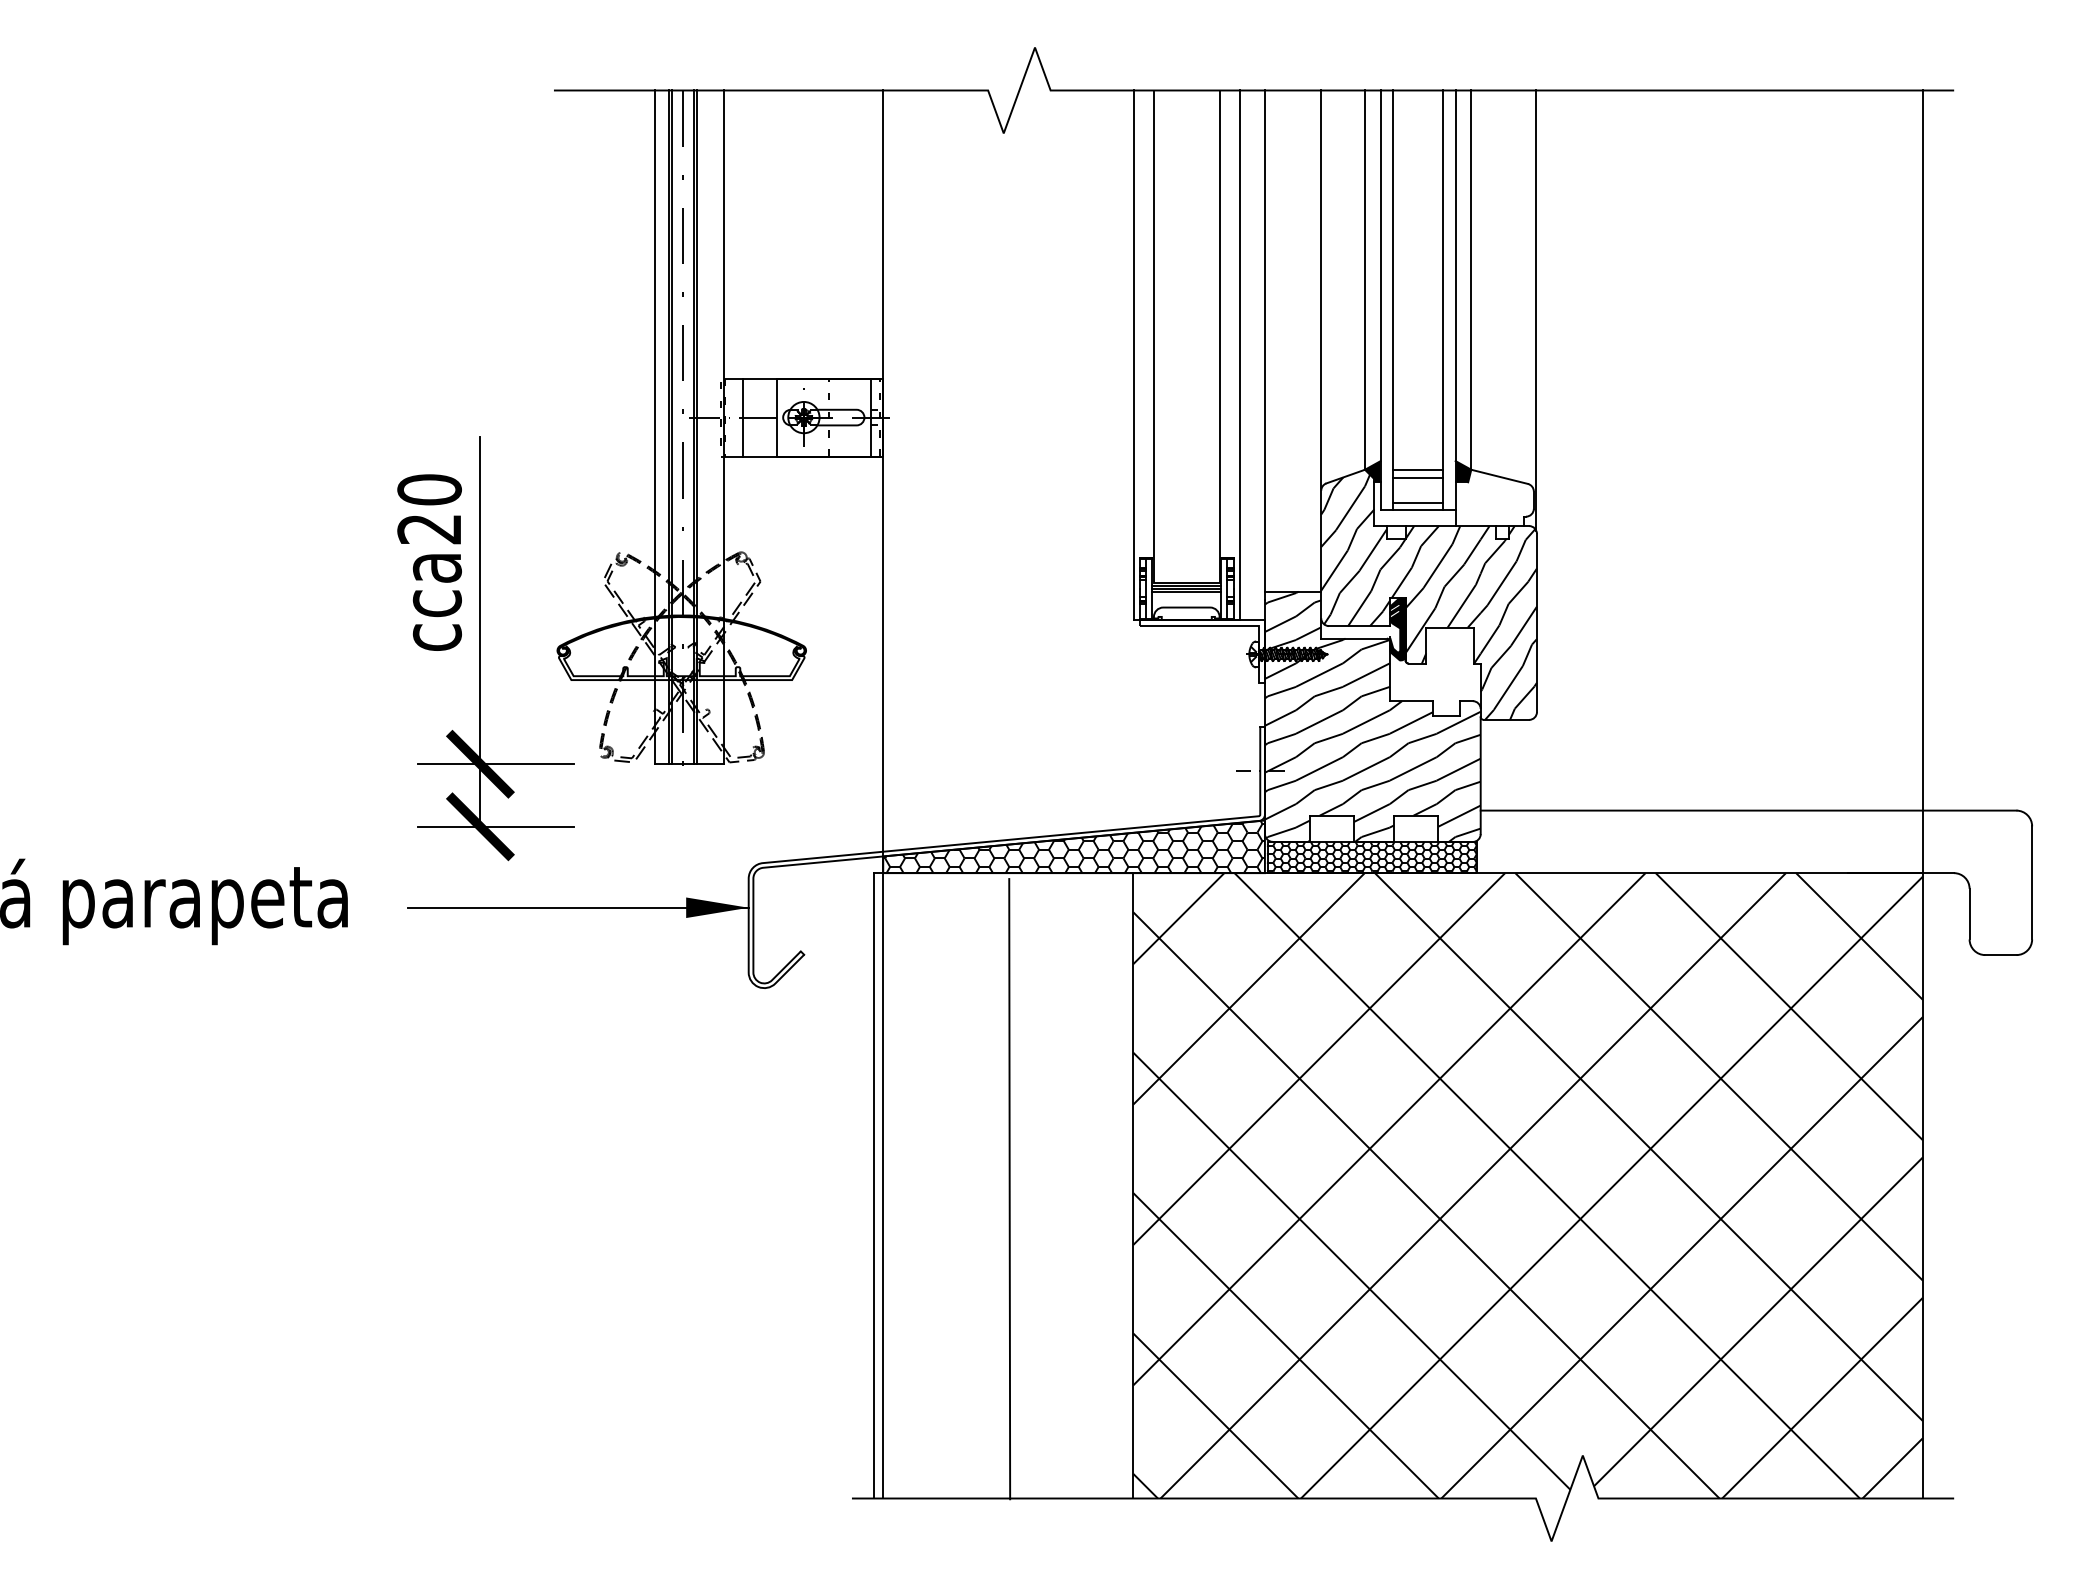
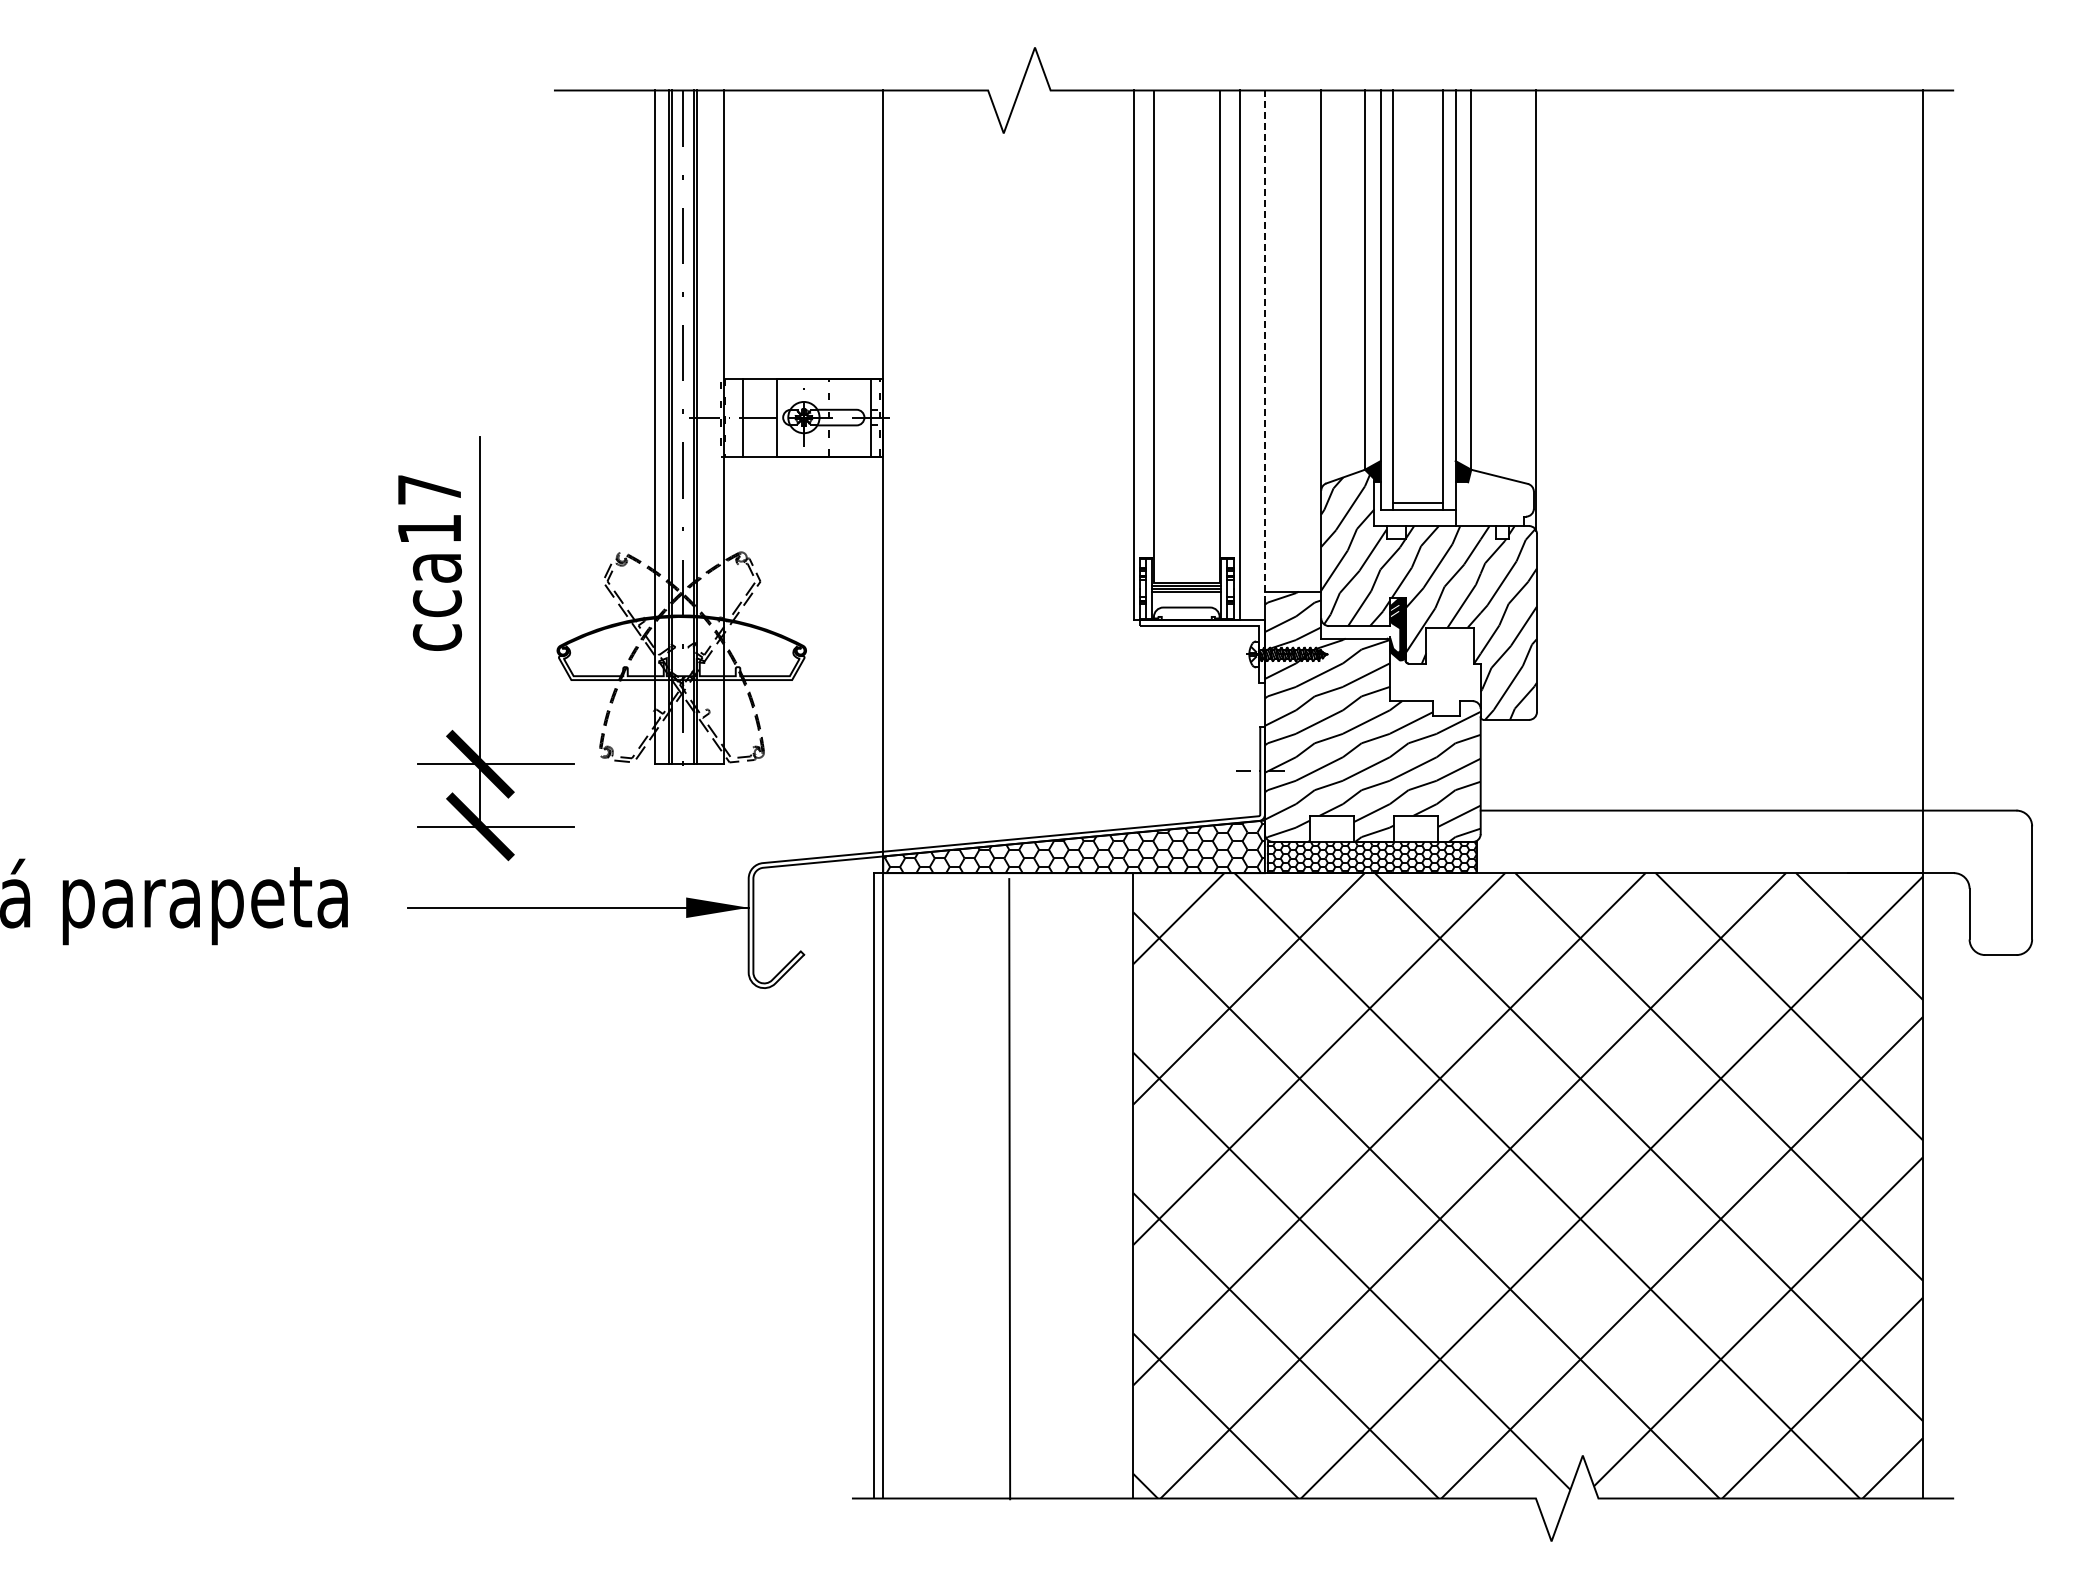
line: solid -> dashed (1264, 345)
line: present -> none (1418, 469)
line: present -> none (1418, 477)
text: cca20 -> cca17 (429, 509)
